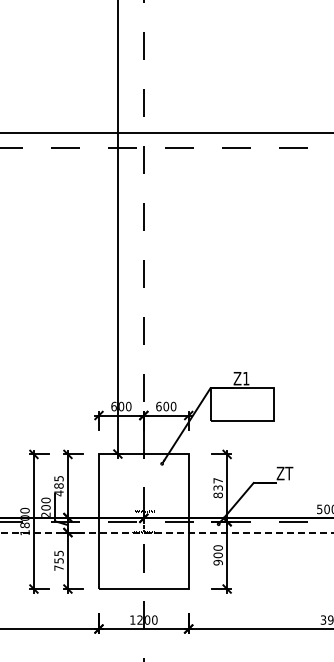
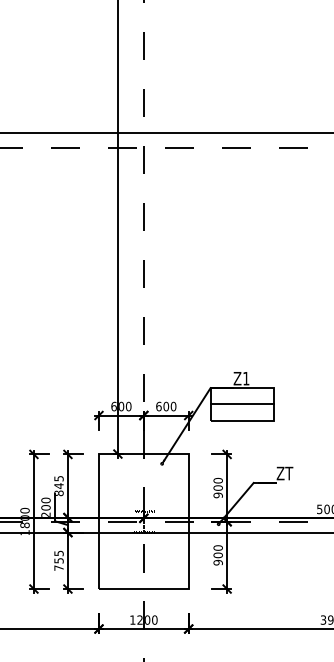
line: none -> present (242, 404)
text: 837 -> 900 (217, 487)
text: 485 -> 845 (58, 489)
line: dashed -> solid (166, 532)
